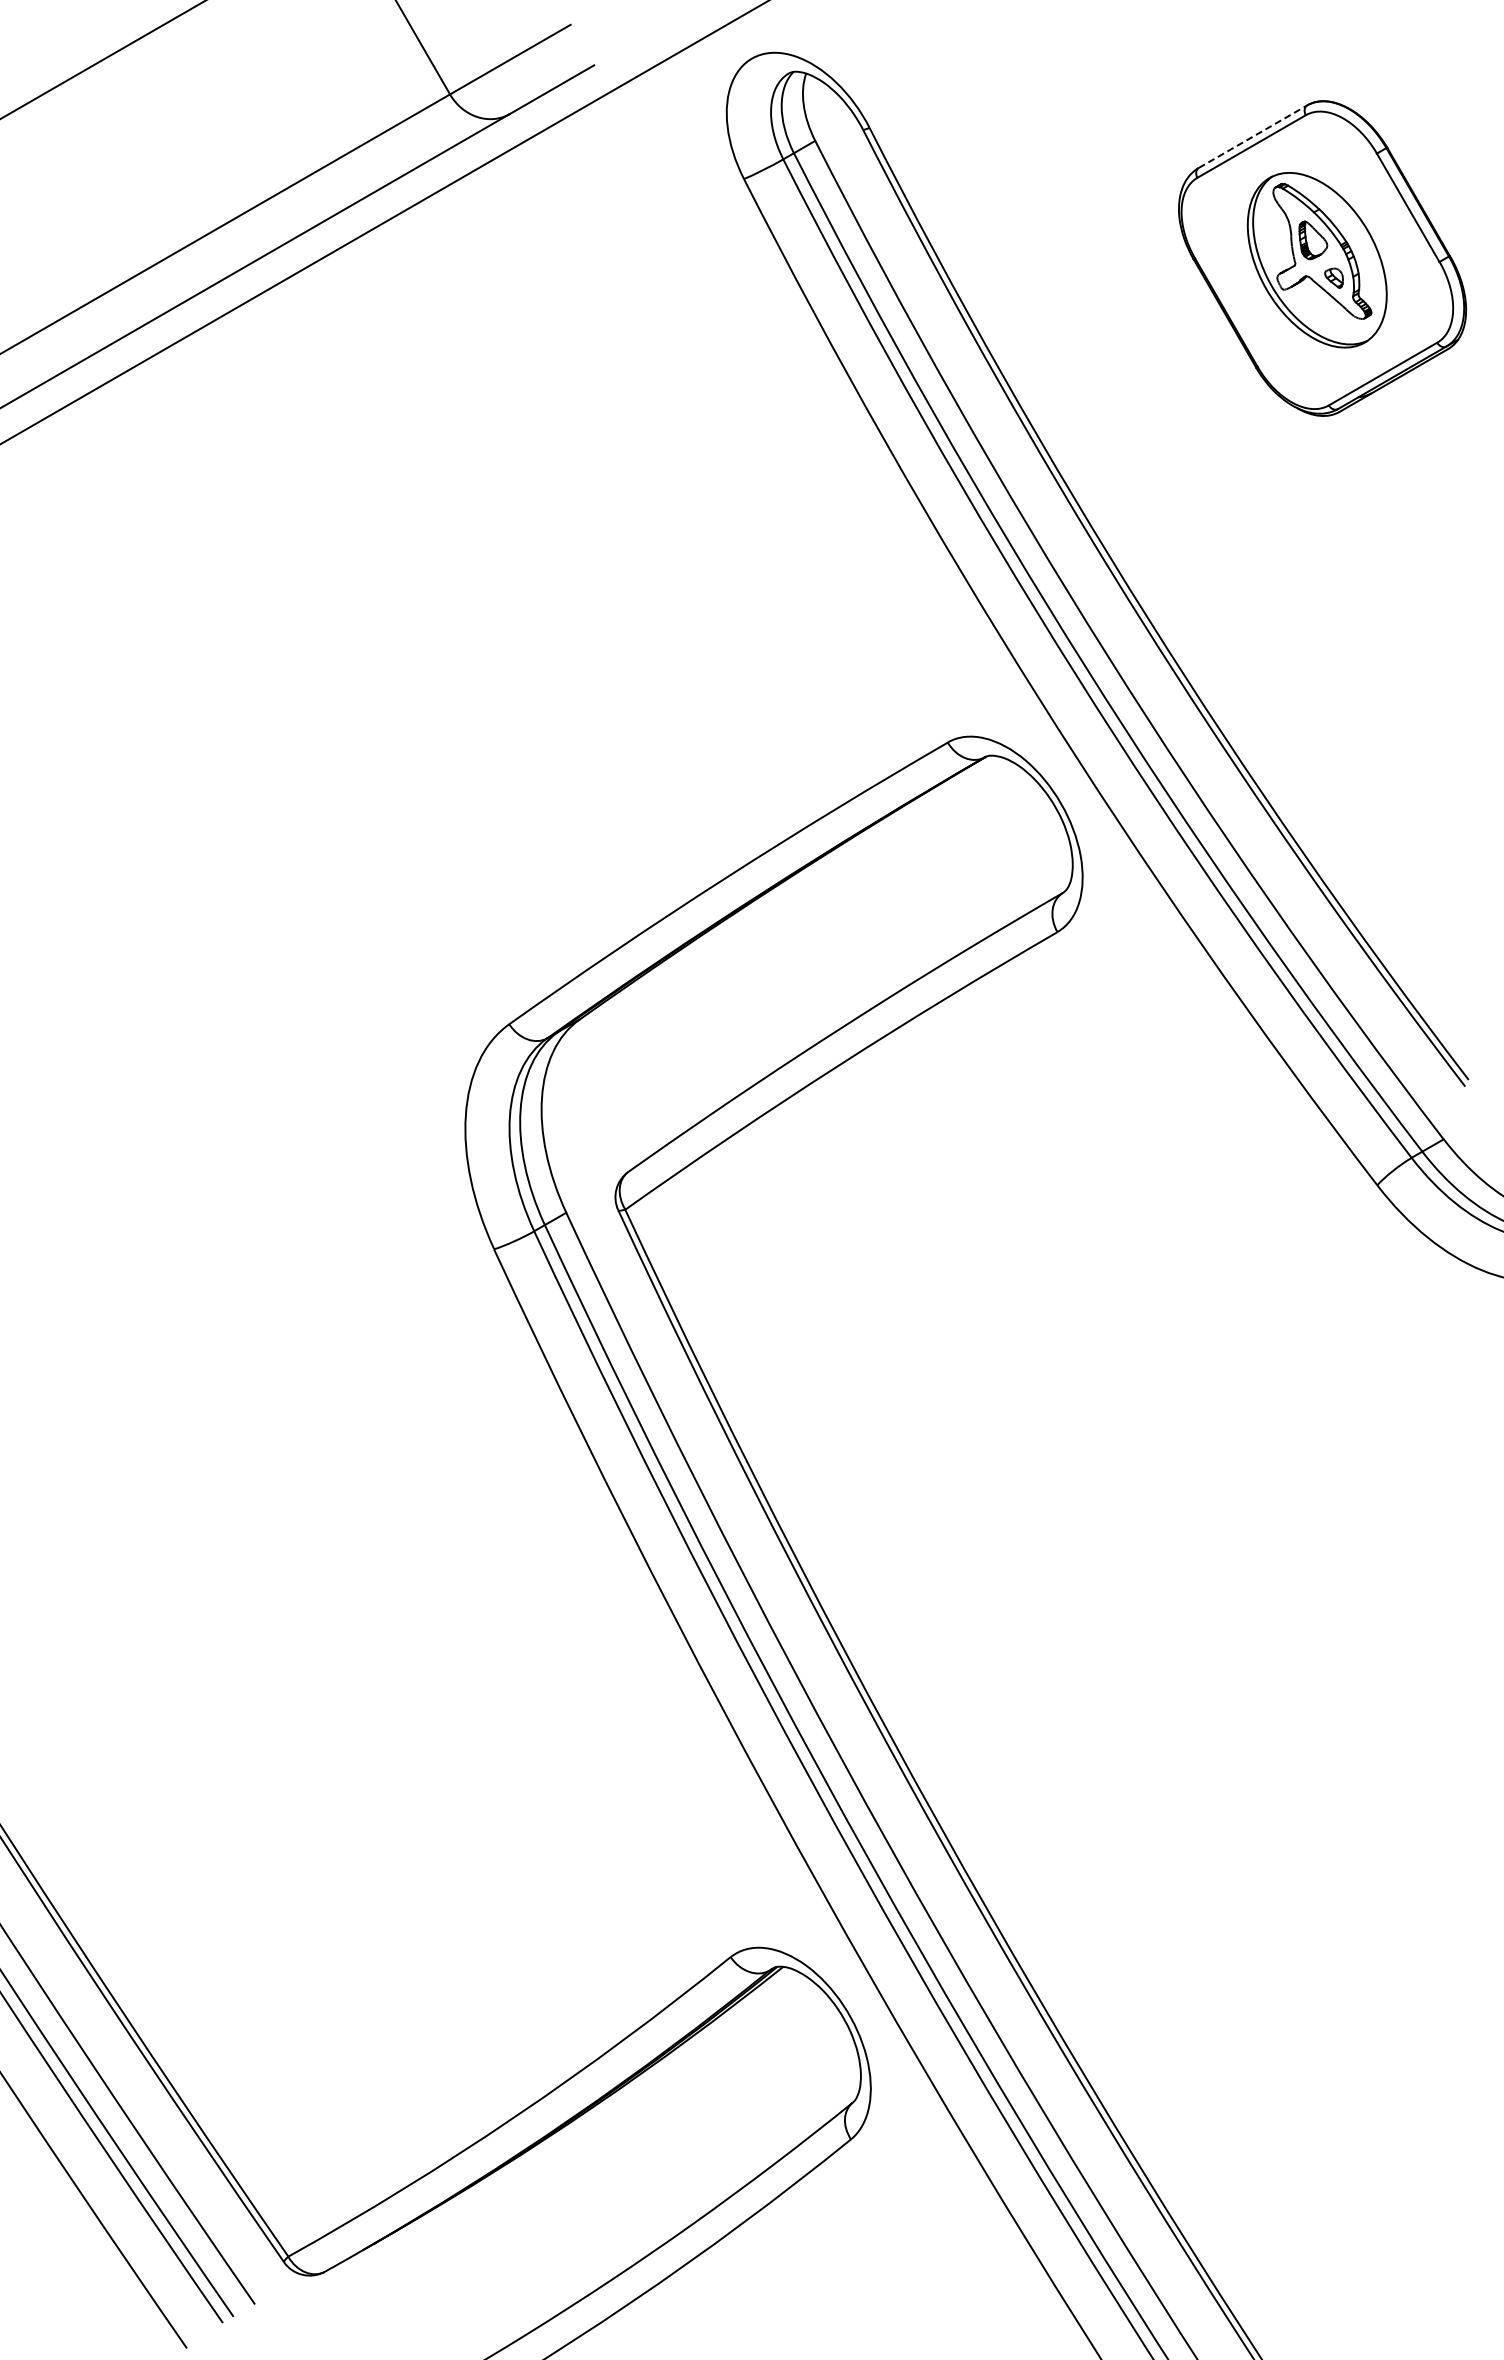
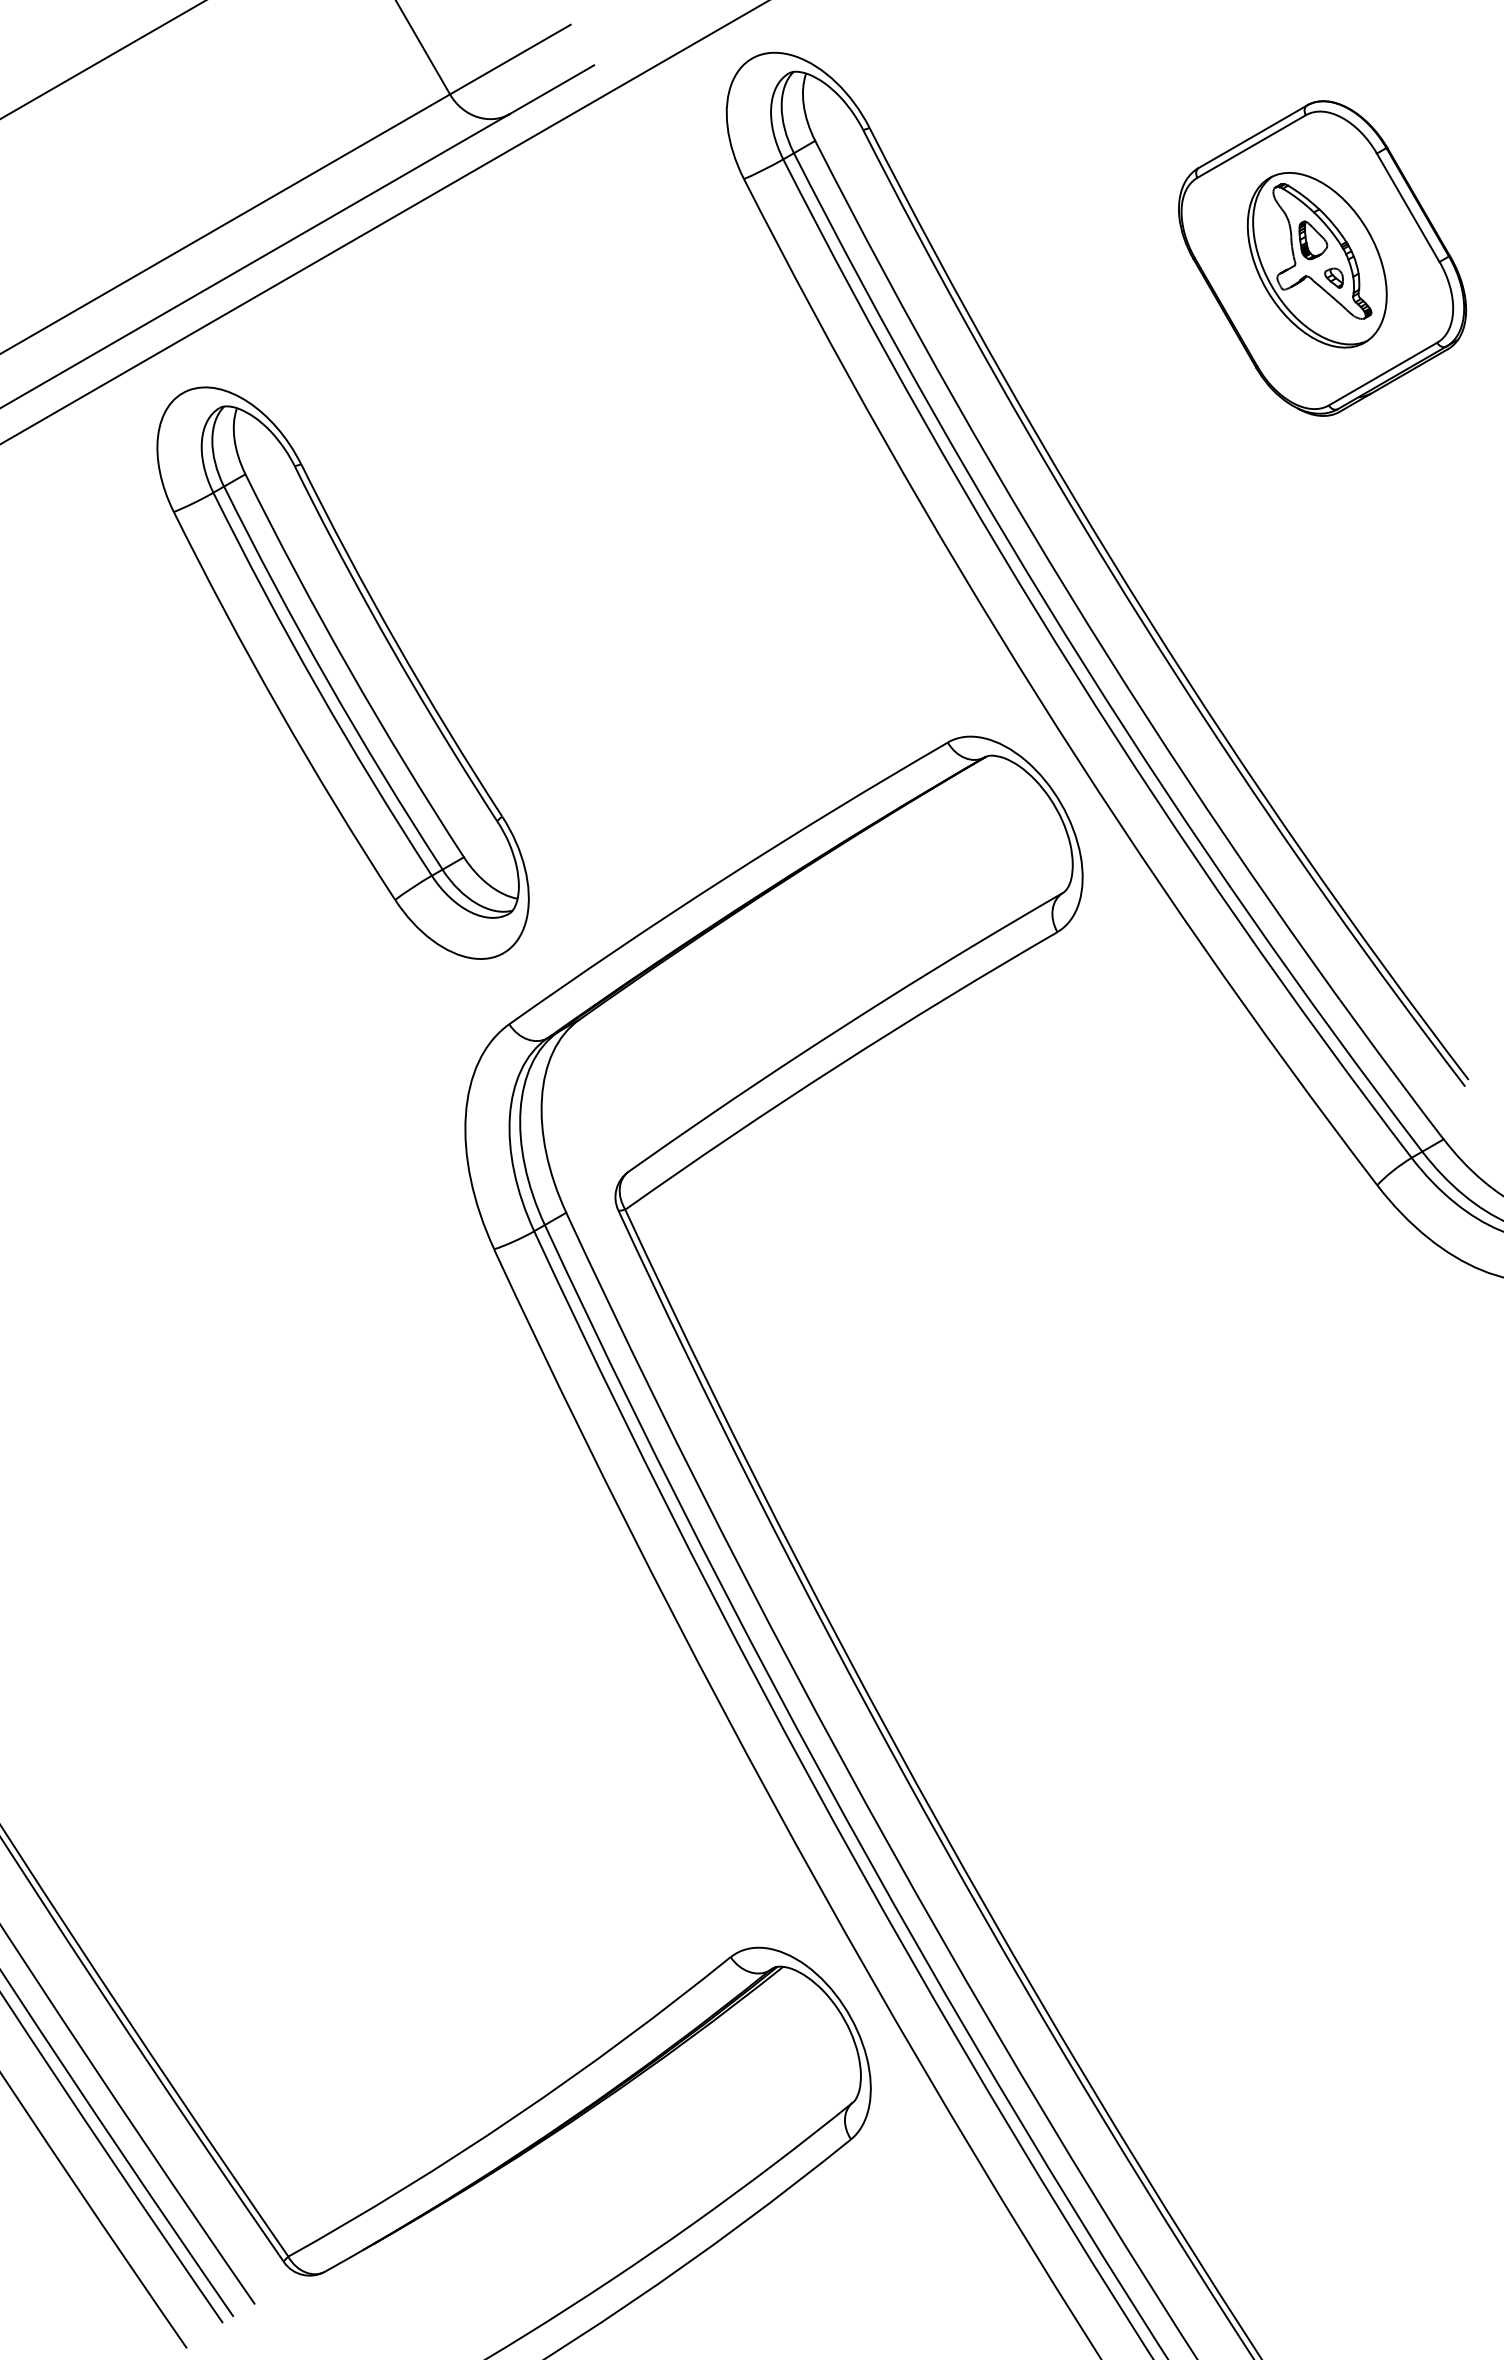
line: dashed -> solid (1253, 136)
part: none -> present (342, 672)
